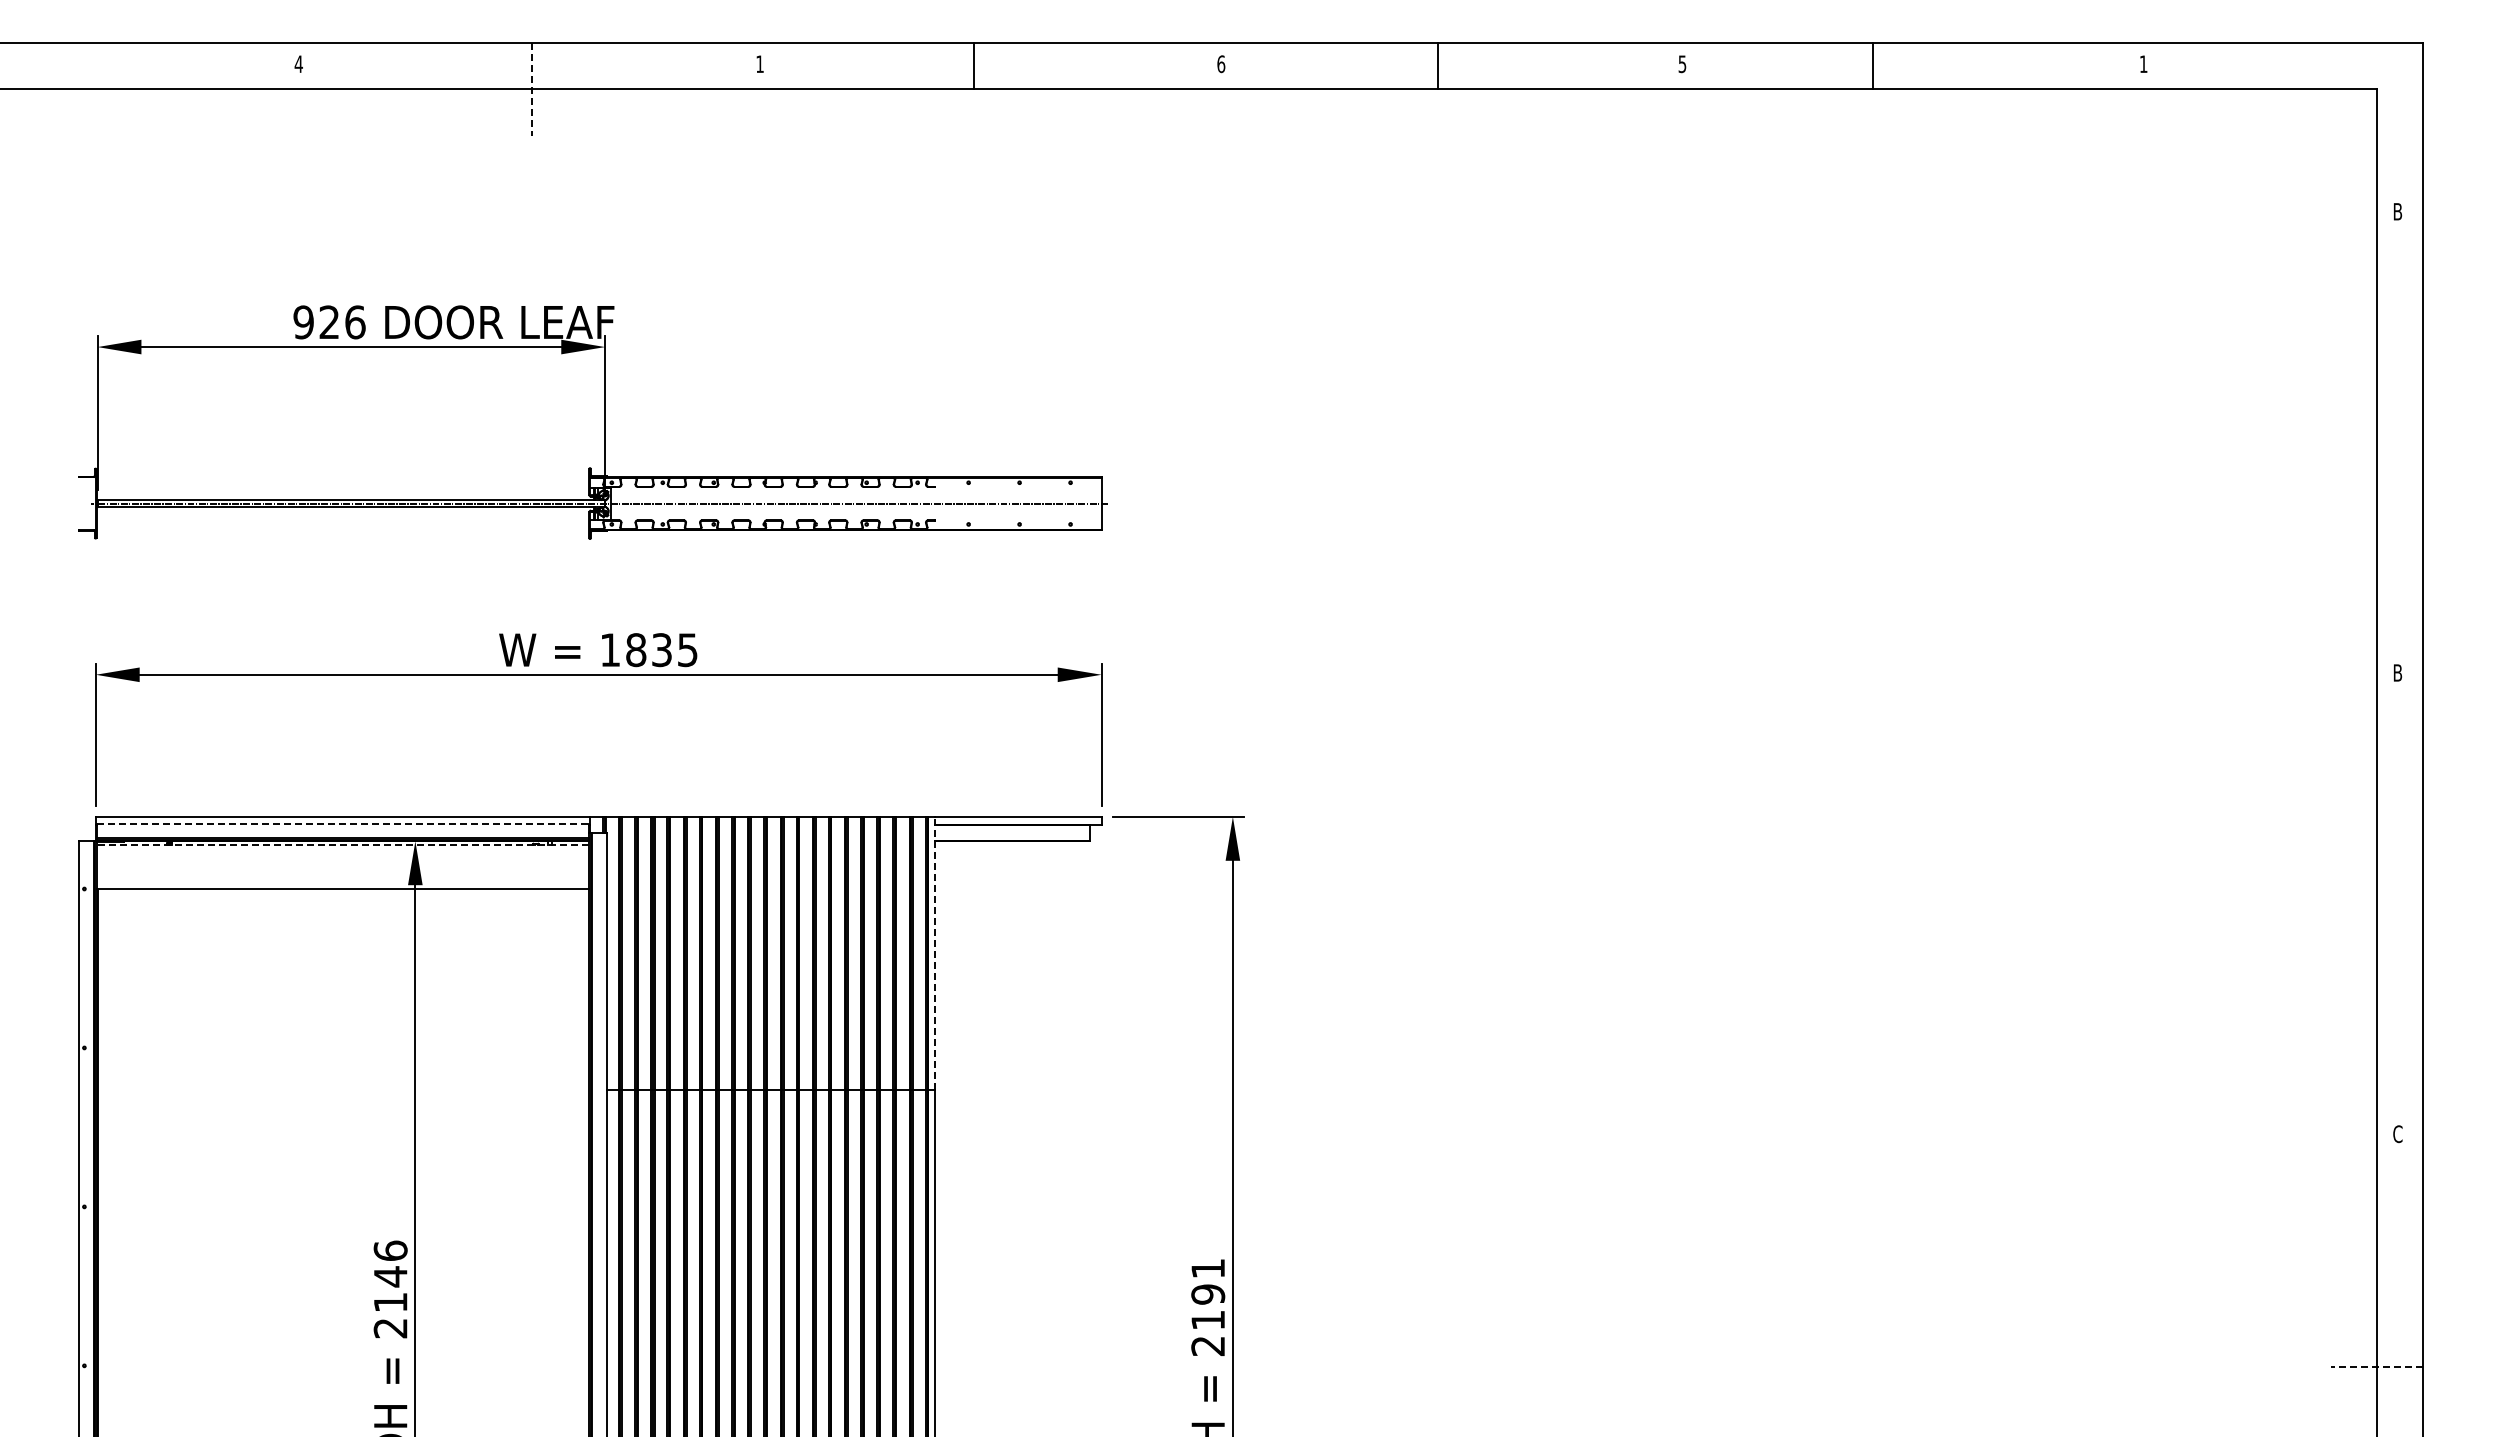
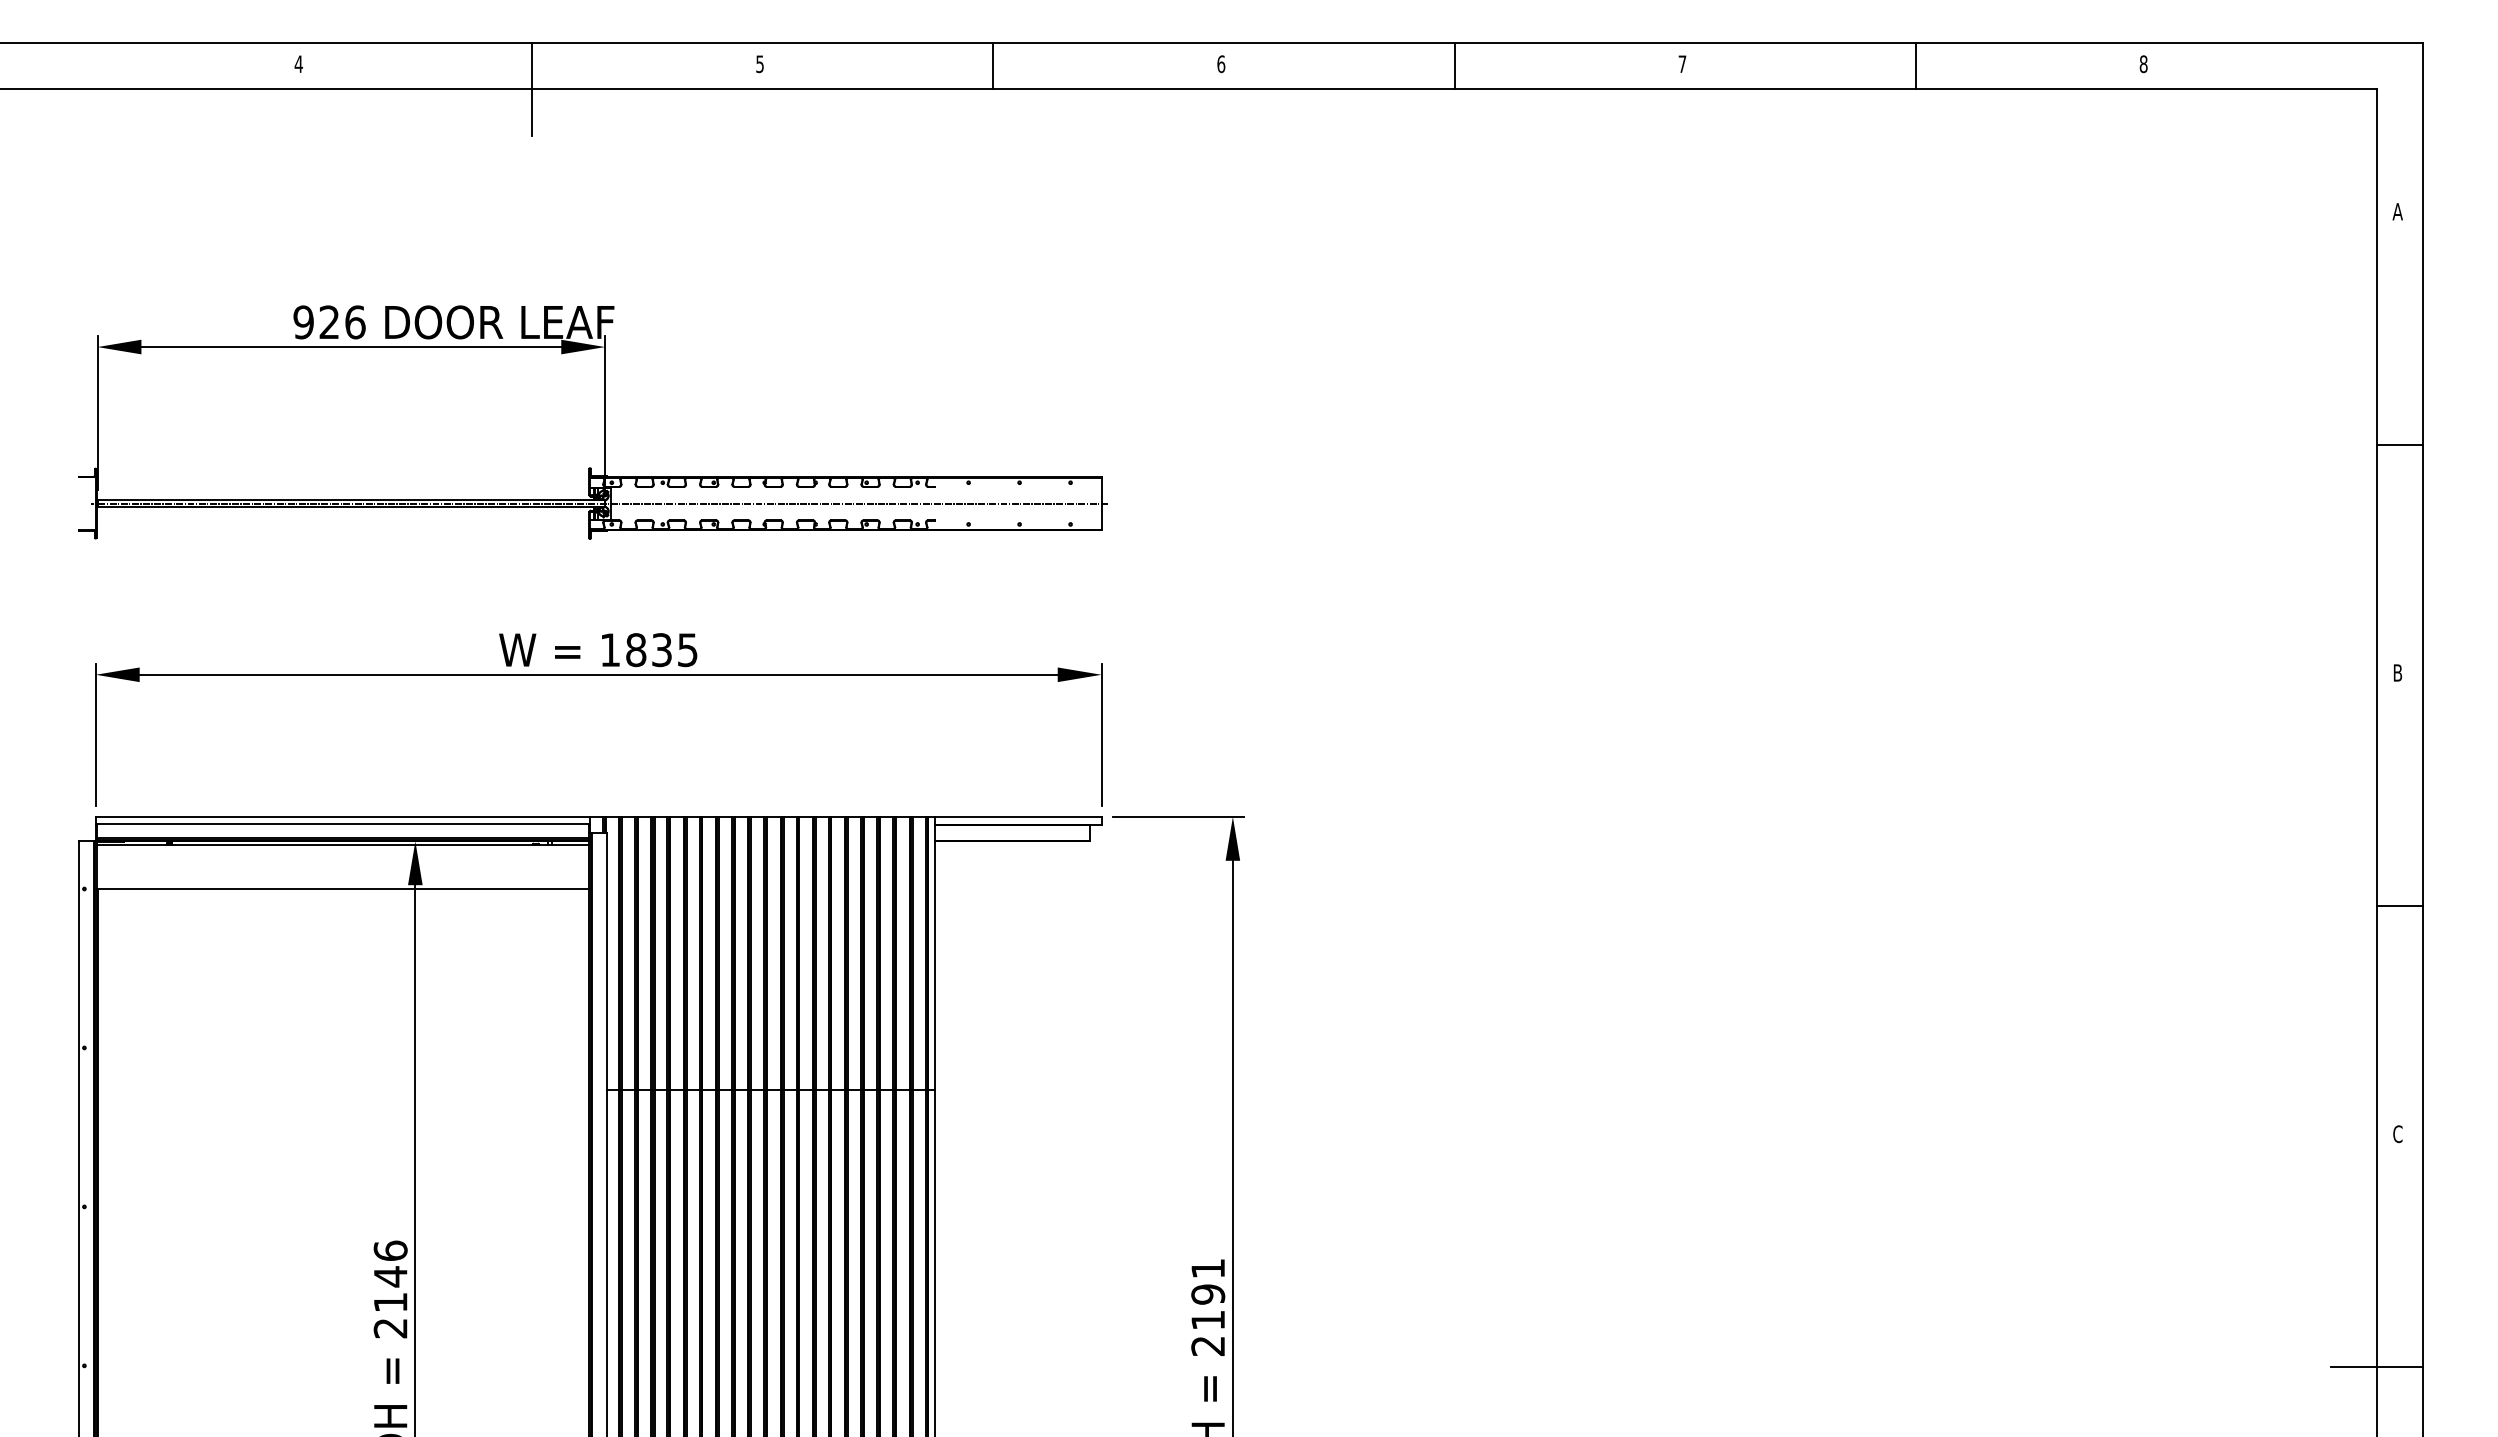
text: 1 -> 5 (759, 64)
text: 5 -> 7 (1682, 64)
text: 1 -> 8 (2143, 64)
line position: (974, 66) -> (993, 66) (993, 66)
line position: (1437, 66) -> (1454, 66) (1454, 66)
line position: (1872, 66) -> (1915, 66) (1915, 66)
line: dashed -> solid (532, 89)
text: B -> A (2397, 211)
line: none -> present (2399, 444)
line: dashed -> solid (343, 823)
line: dashed -> solid (342, 845)
line: none -> present (2399, 905)
line: dashed -> solid (935, 952)
line: dashed -> solid (2376, 1366)
